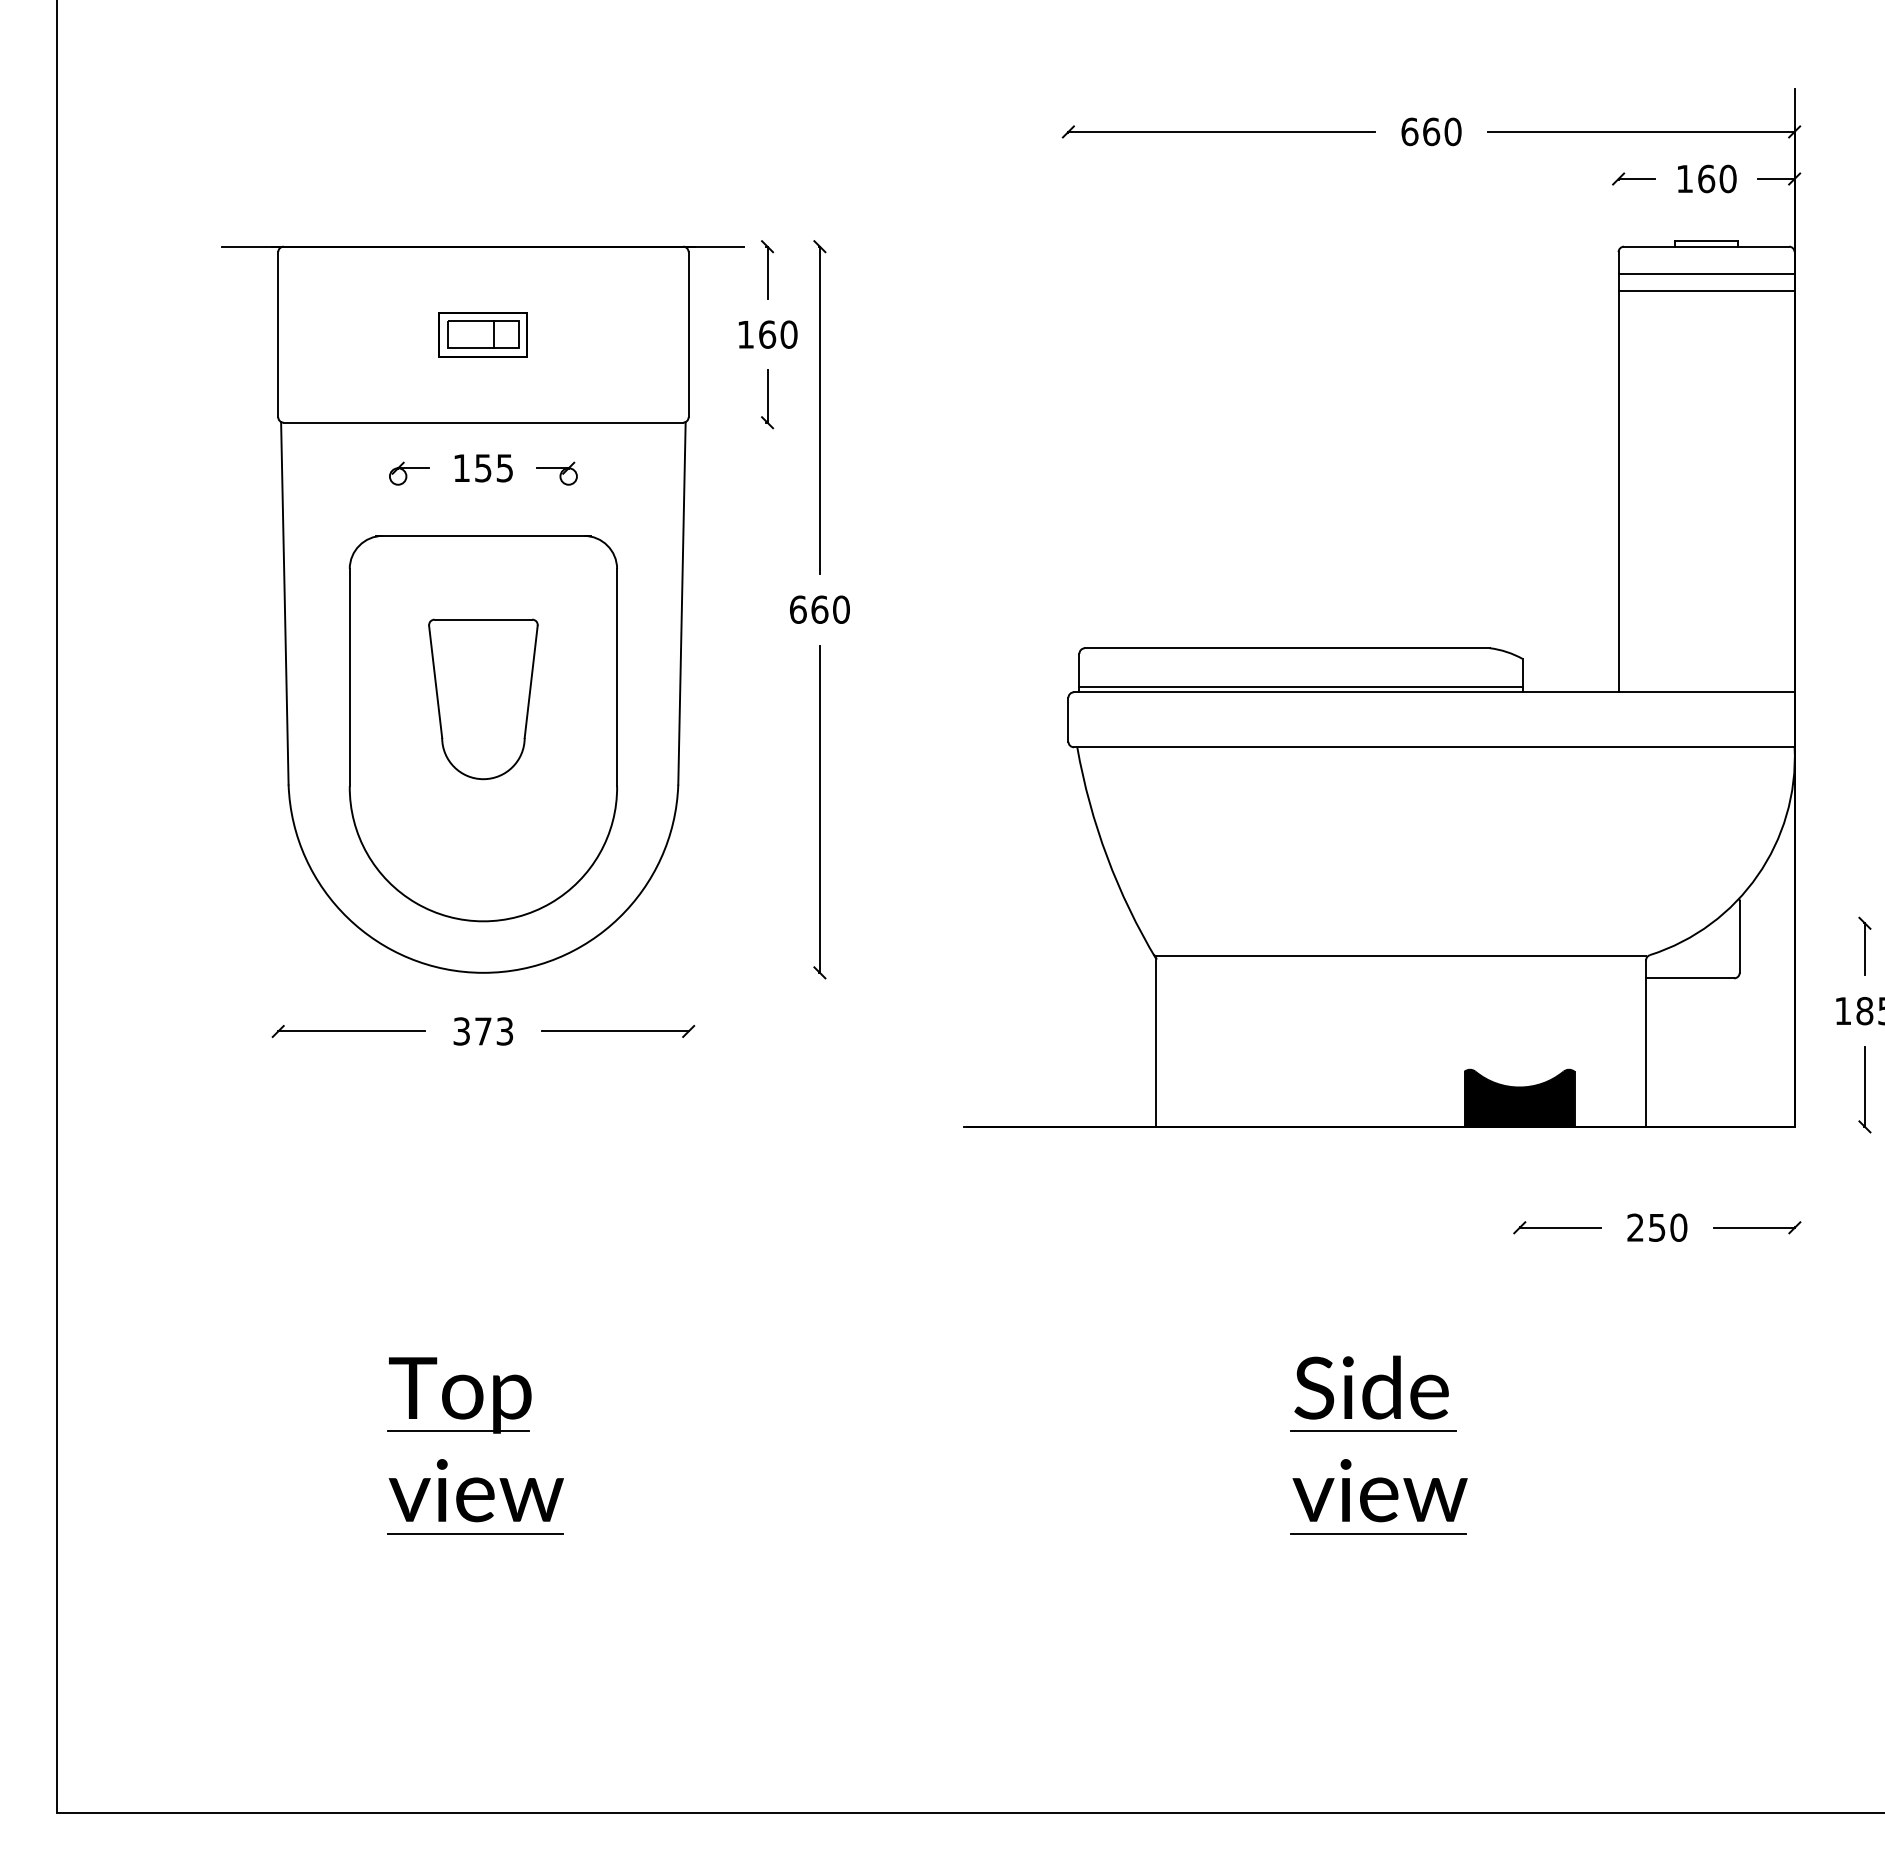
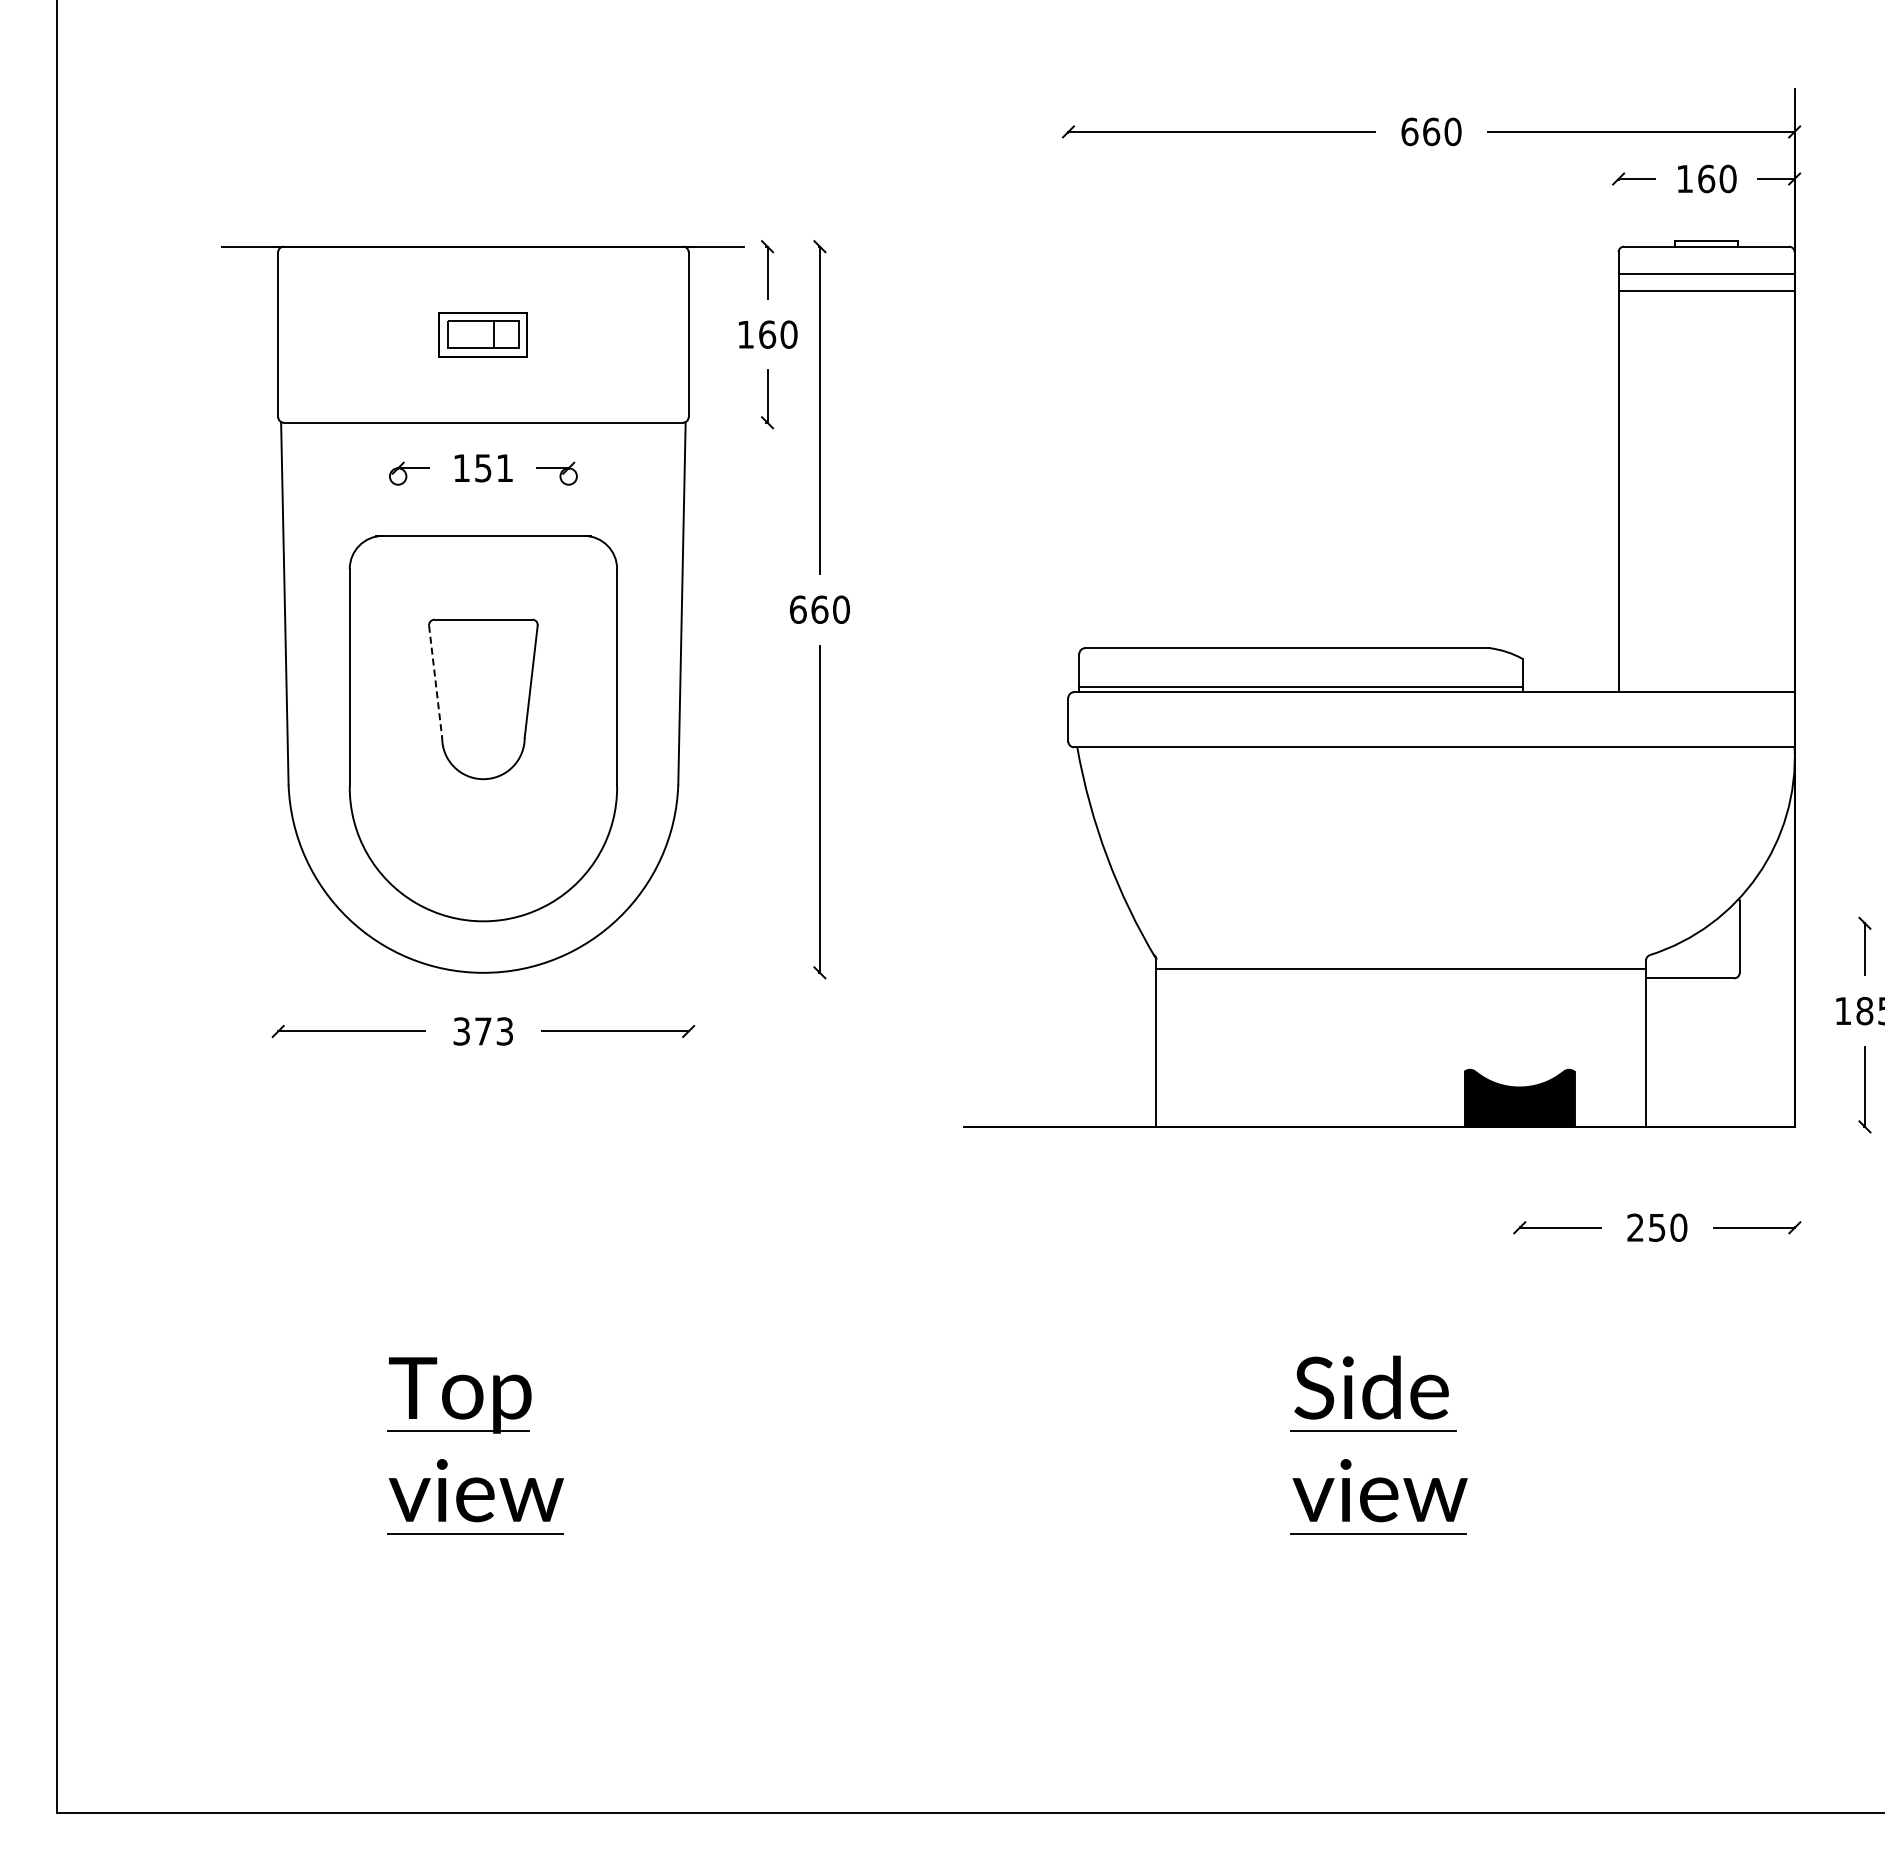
text: 155 -> 151 (504, 468)
line: solid -> dashed (435, 682)
line position: (1401, 956) -> (1401, 969) (1401, 969)
